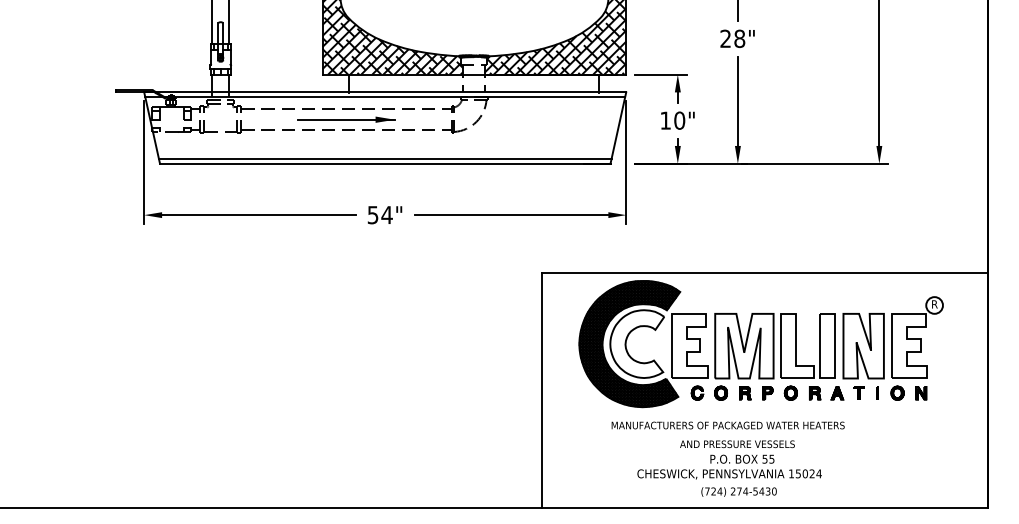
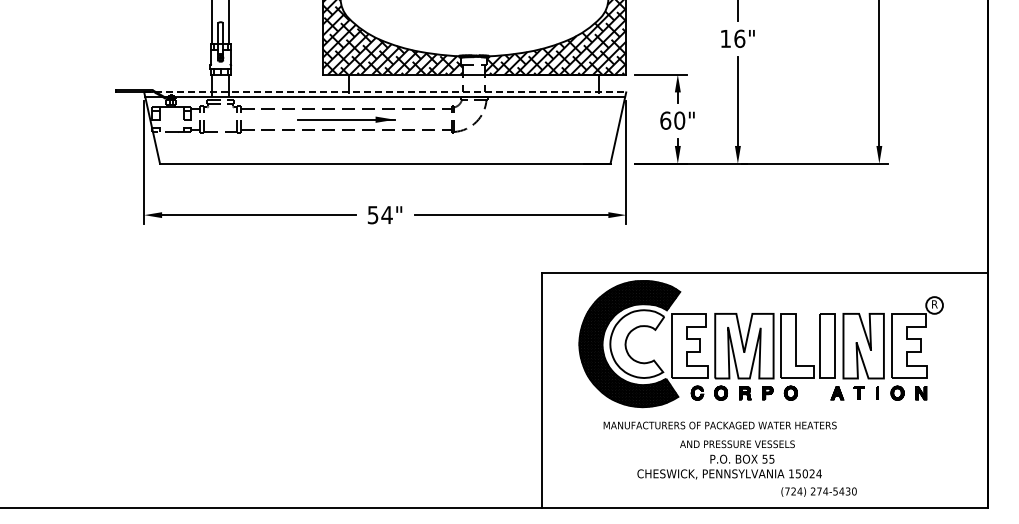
text: 28" -> 16" (732, 38)
line: solid -> dashed (385, 92)
text: 10" -> 60" (665, 120)
line: present -> none (385, 159)
part: present -> none (815, 393)
text position: (727, 425) -> (719, 425) (719, 425)
text position: (738, 491) -> (818, 491) (818, 491)
